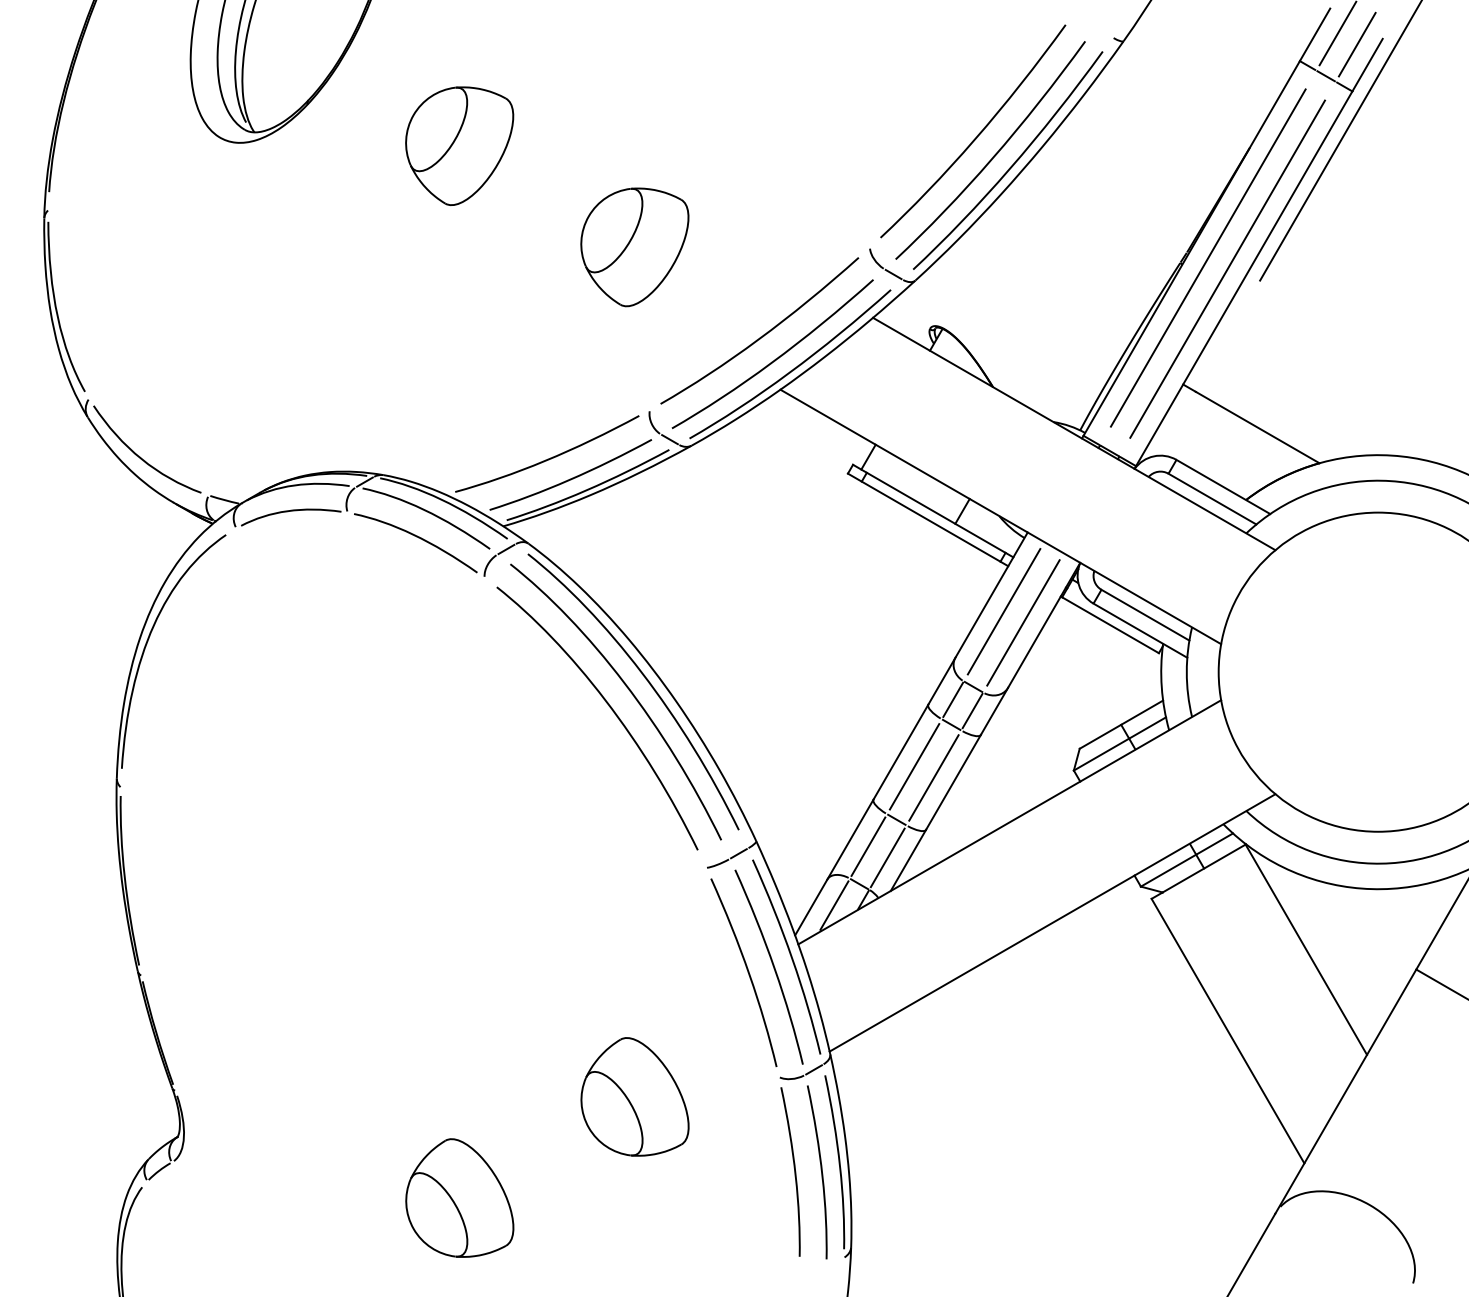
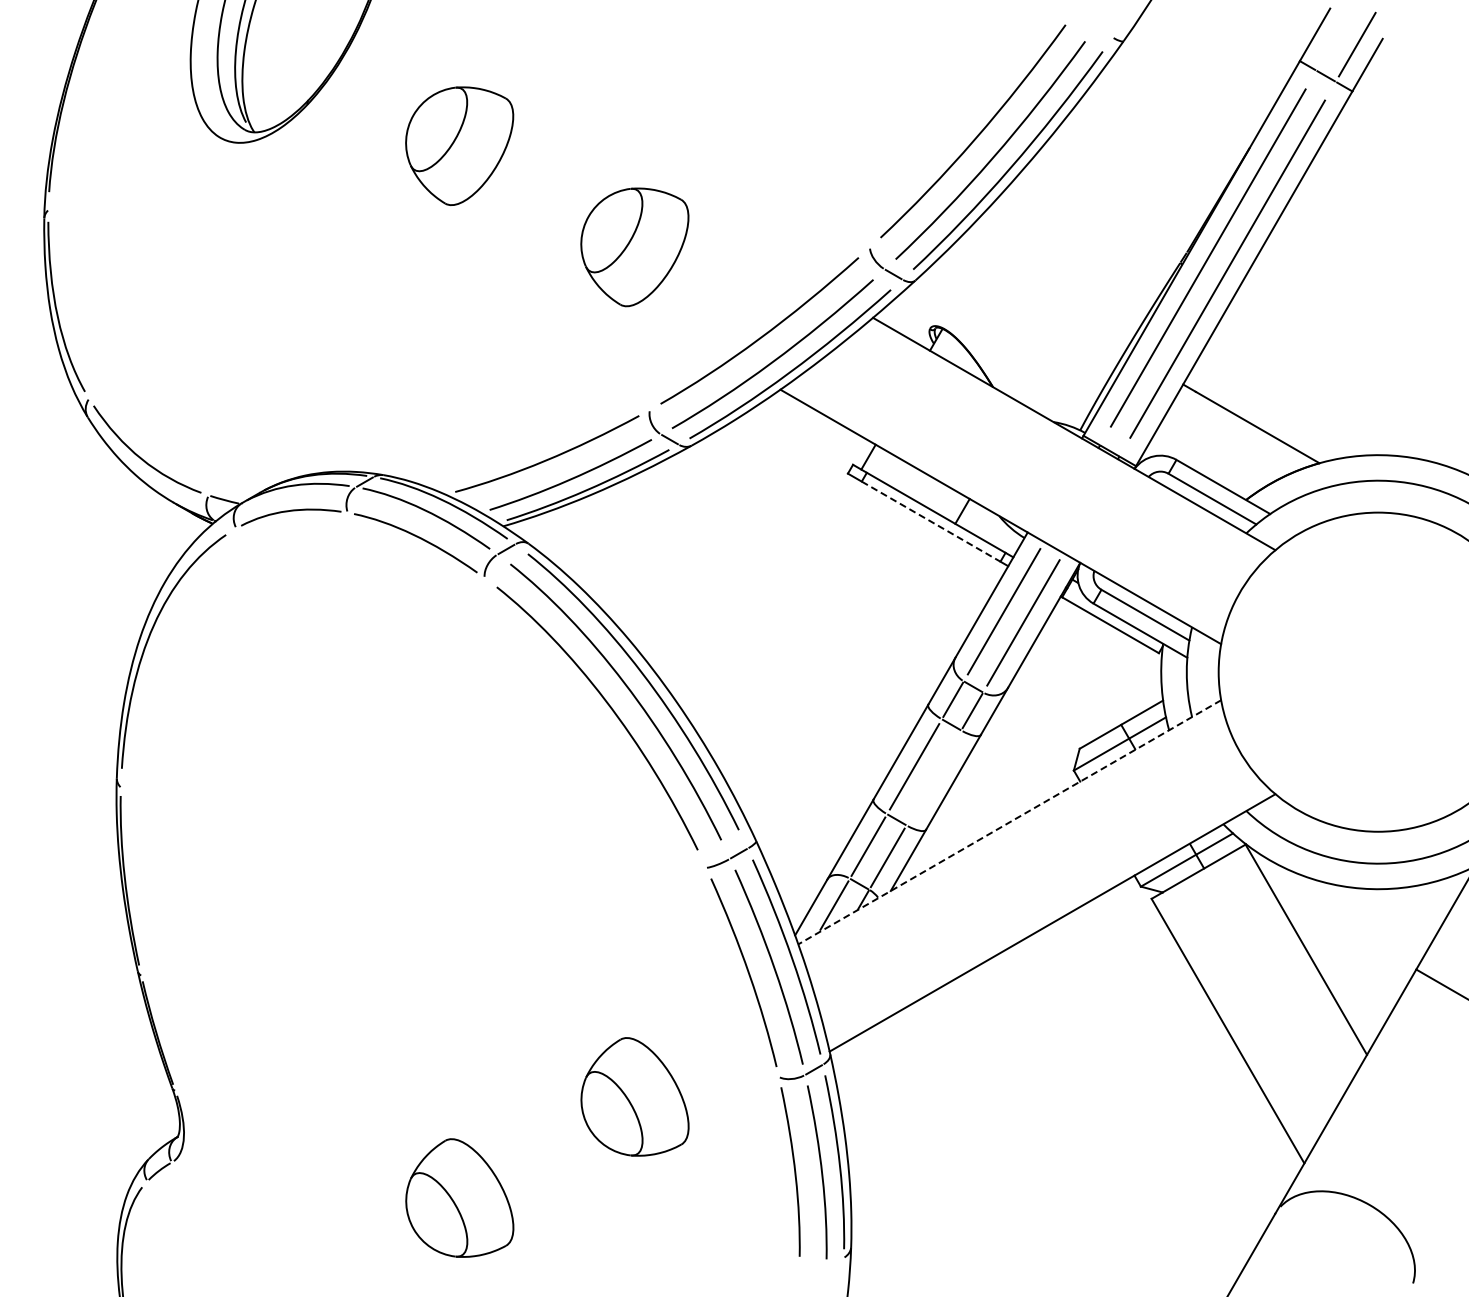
line: present -> none (1337, 33)
line: present -> none (1340, 141)
line: solid -> dashed (931, 521)
line: present -> none (933, 777)
line: solid -> dashed (1009, 822)
